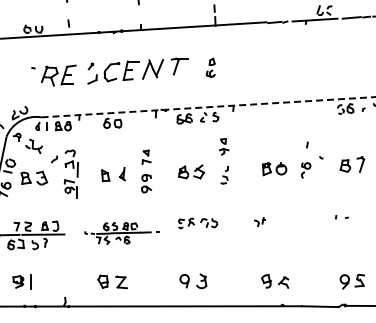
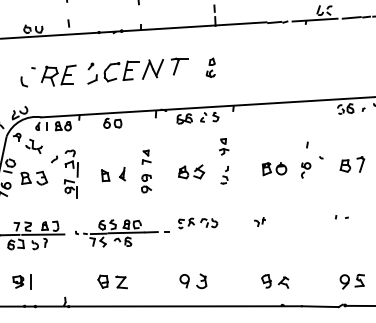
part: none -> present (23, 81)
line: dashed -> solid (209, 107)
part size: 76x23 px -> 95x29 px (122, 233)
